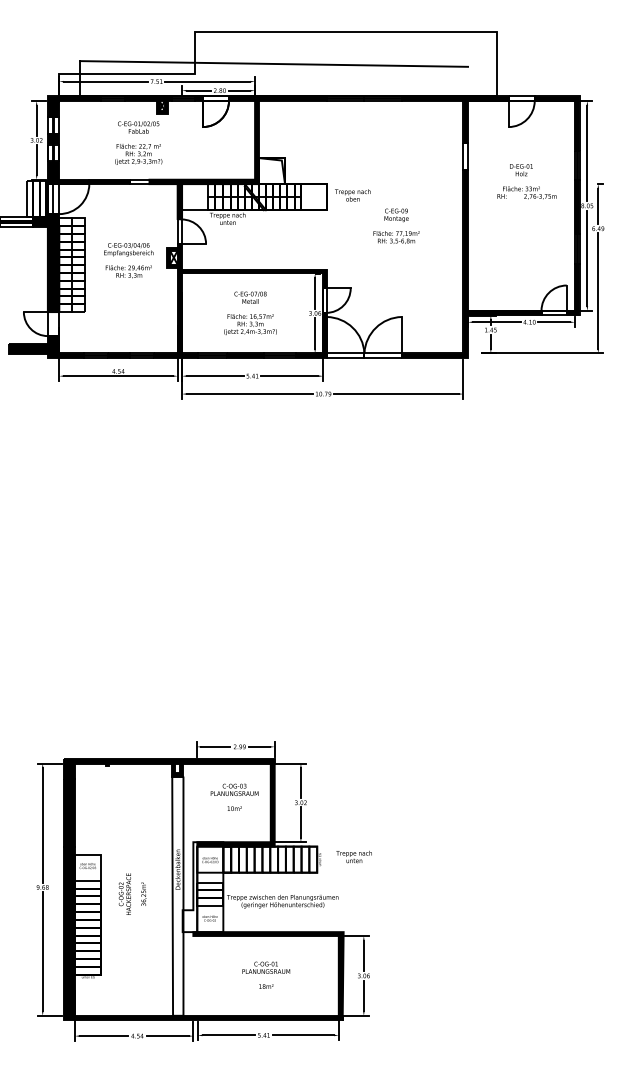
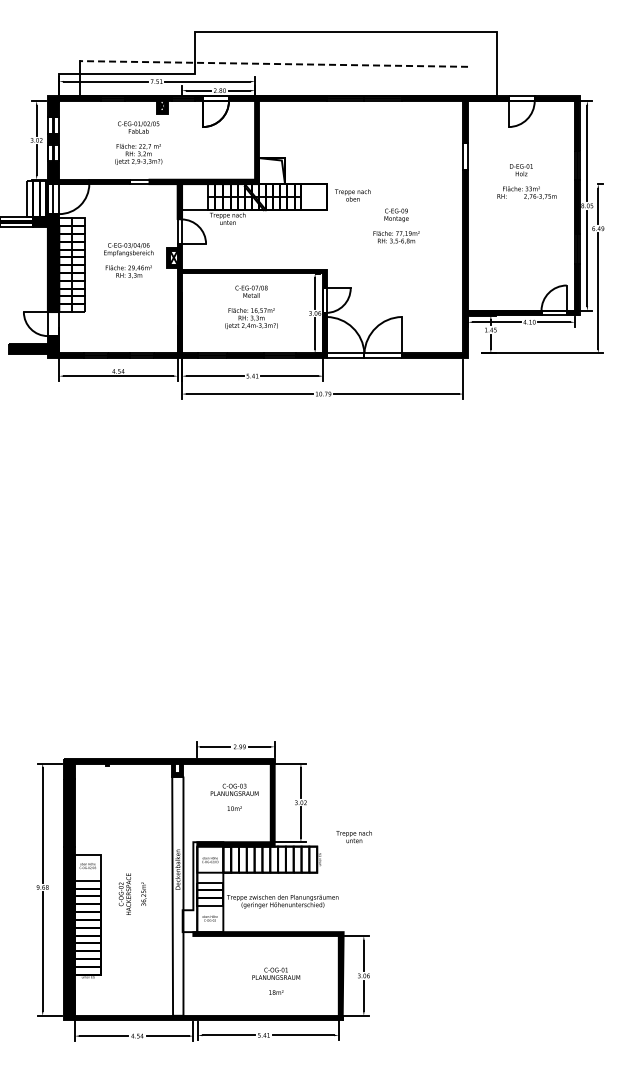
line: solid -> dashed (274, 63)
text position: (250, 312) -> (251, 306) (251, 306)
text position: (353, 856) -> (353, 836) (353, 836)
text position: (266, 974) -> (276, 980) (276, 980)
